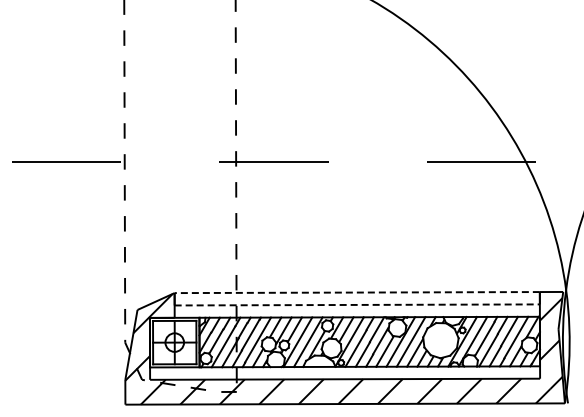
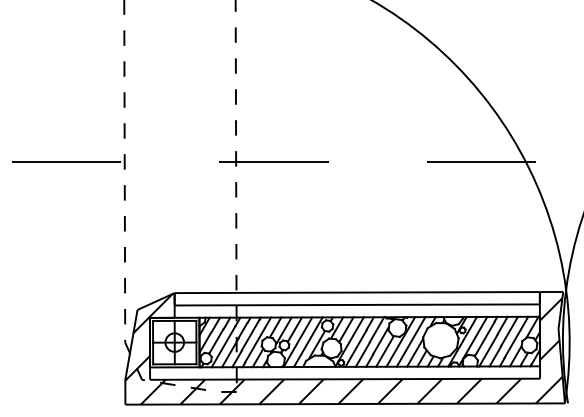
line: dashed -> solid (357, 292)
line: dashed -> solid (357, 304)
